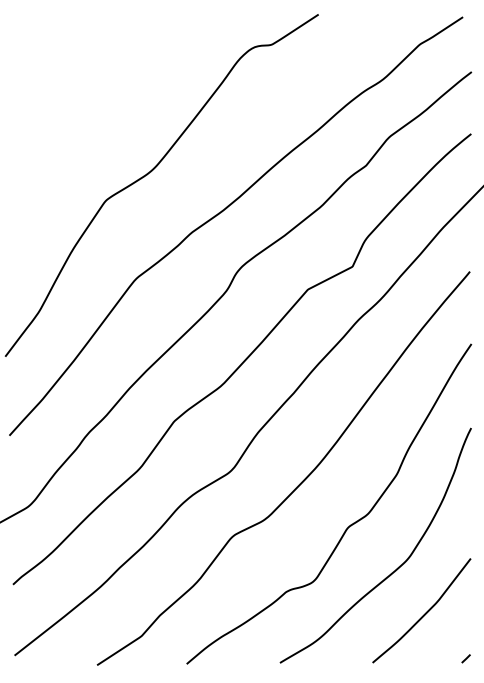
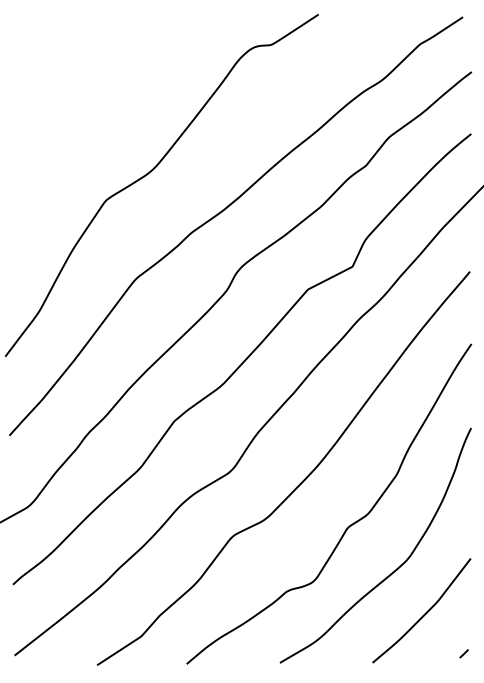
line position: (465, 658) -> (463, 653) (463, 653)
